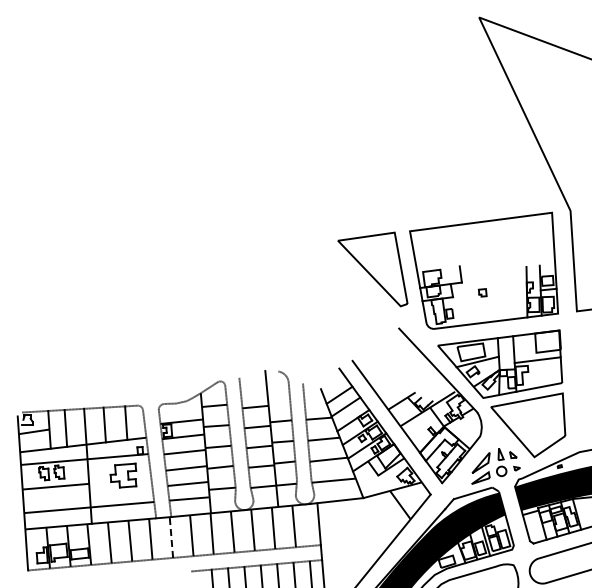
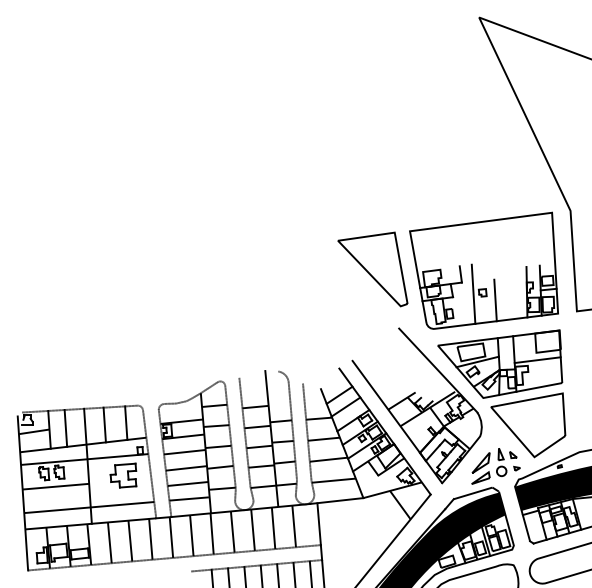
line: none -> present (473, 293)
line: none -> present (495, 300)
line: dashed -> solid (171, 537)
